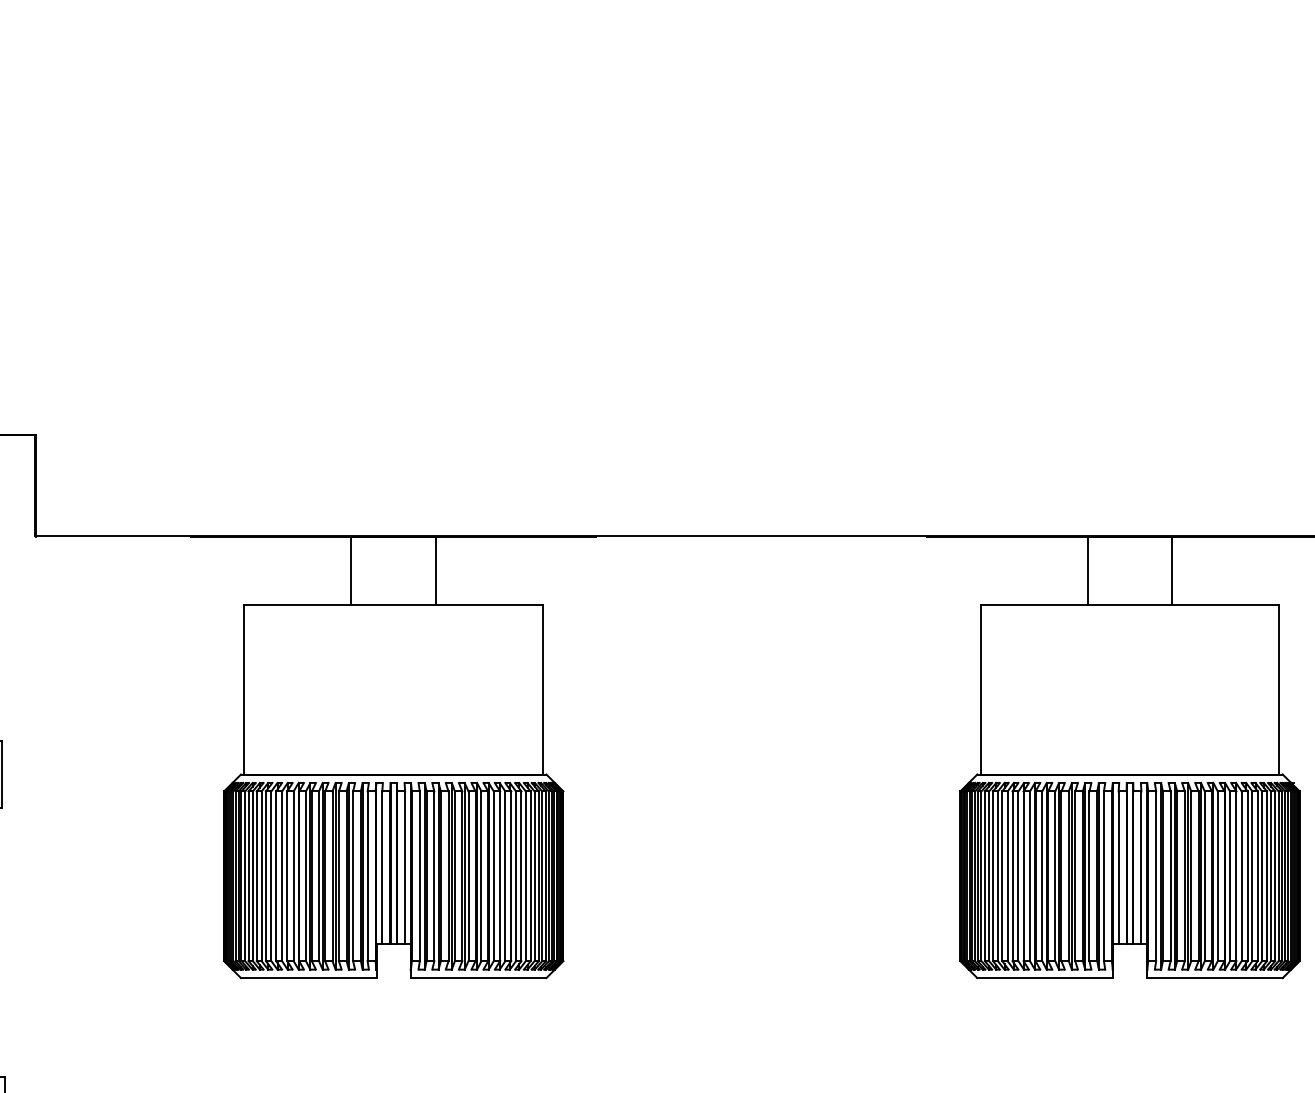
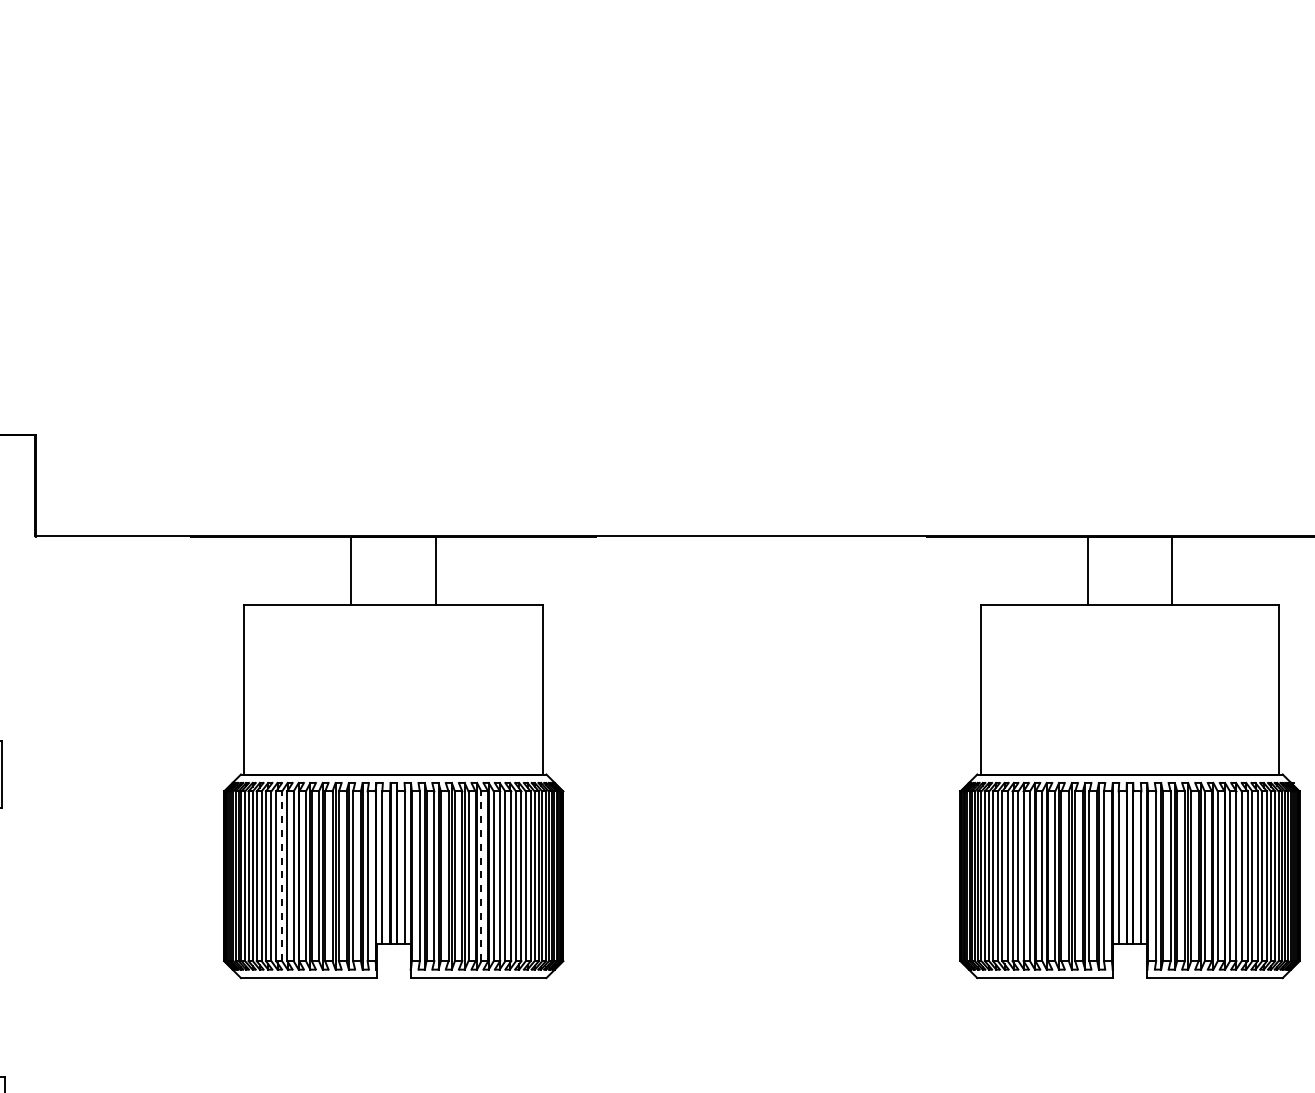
line: solid -> dashed (282, 876)
line: solid -> dashed (481, 876)
